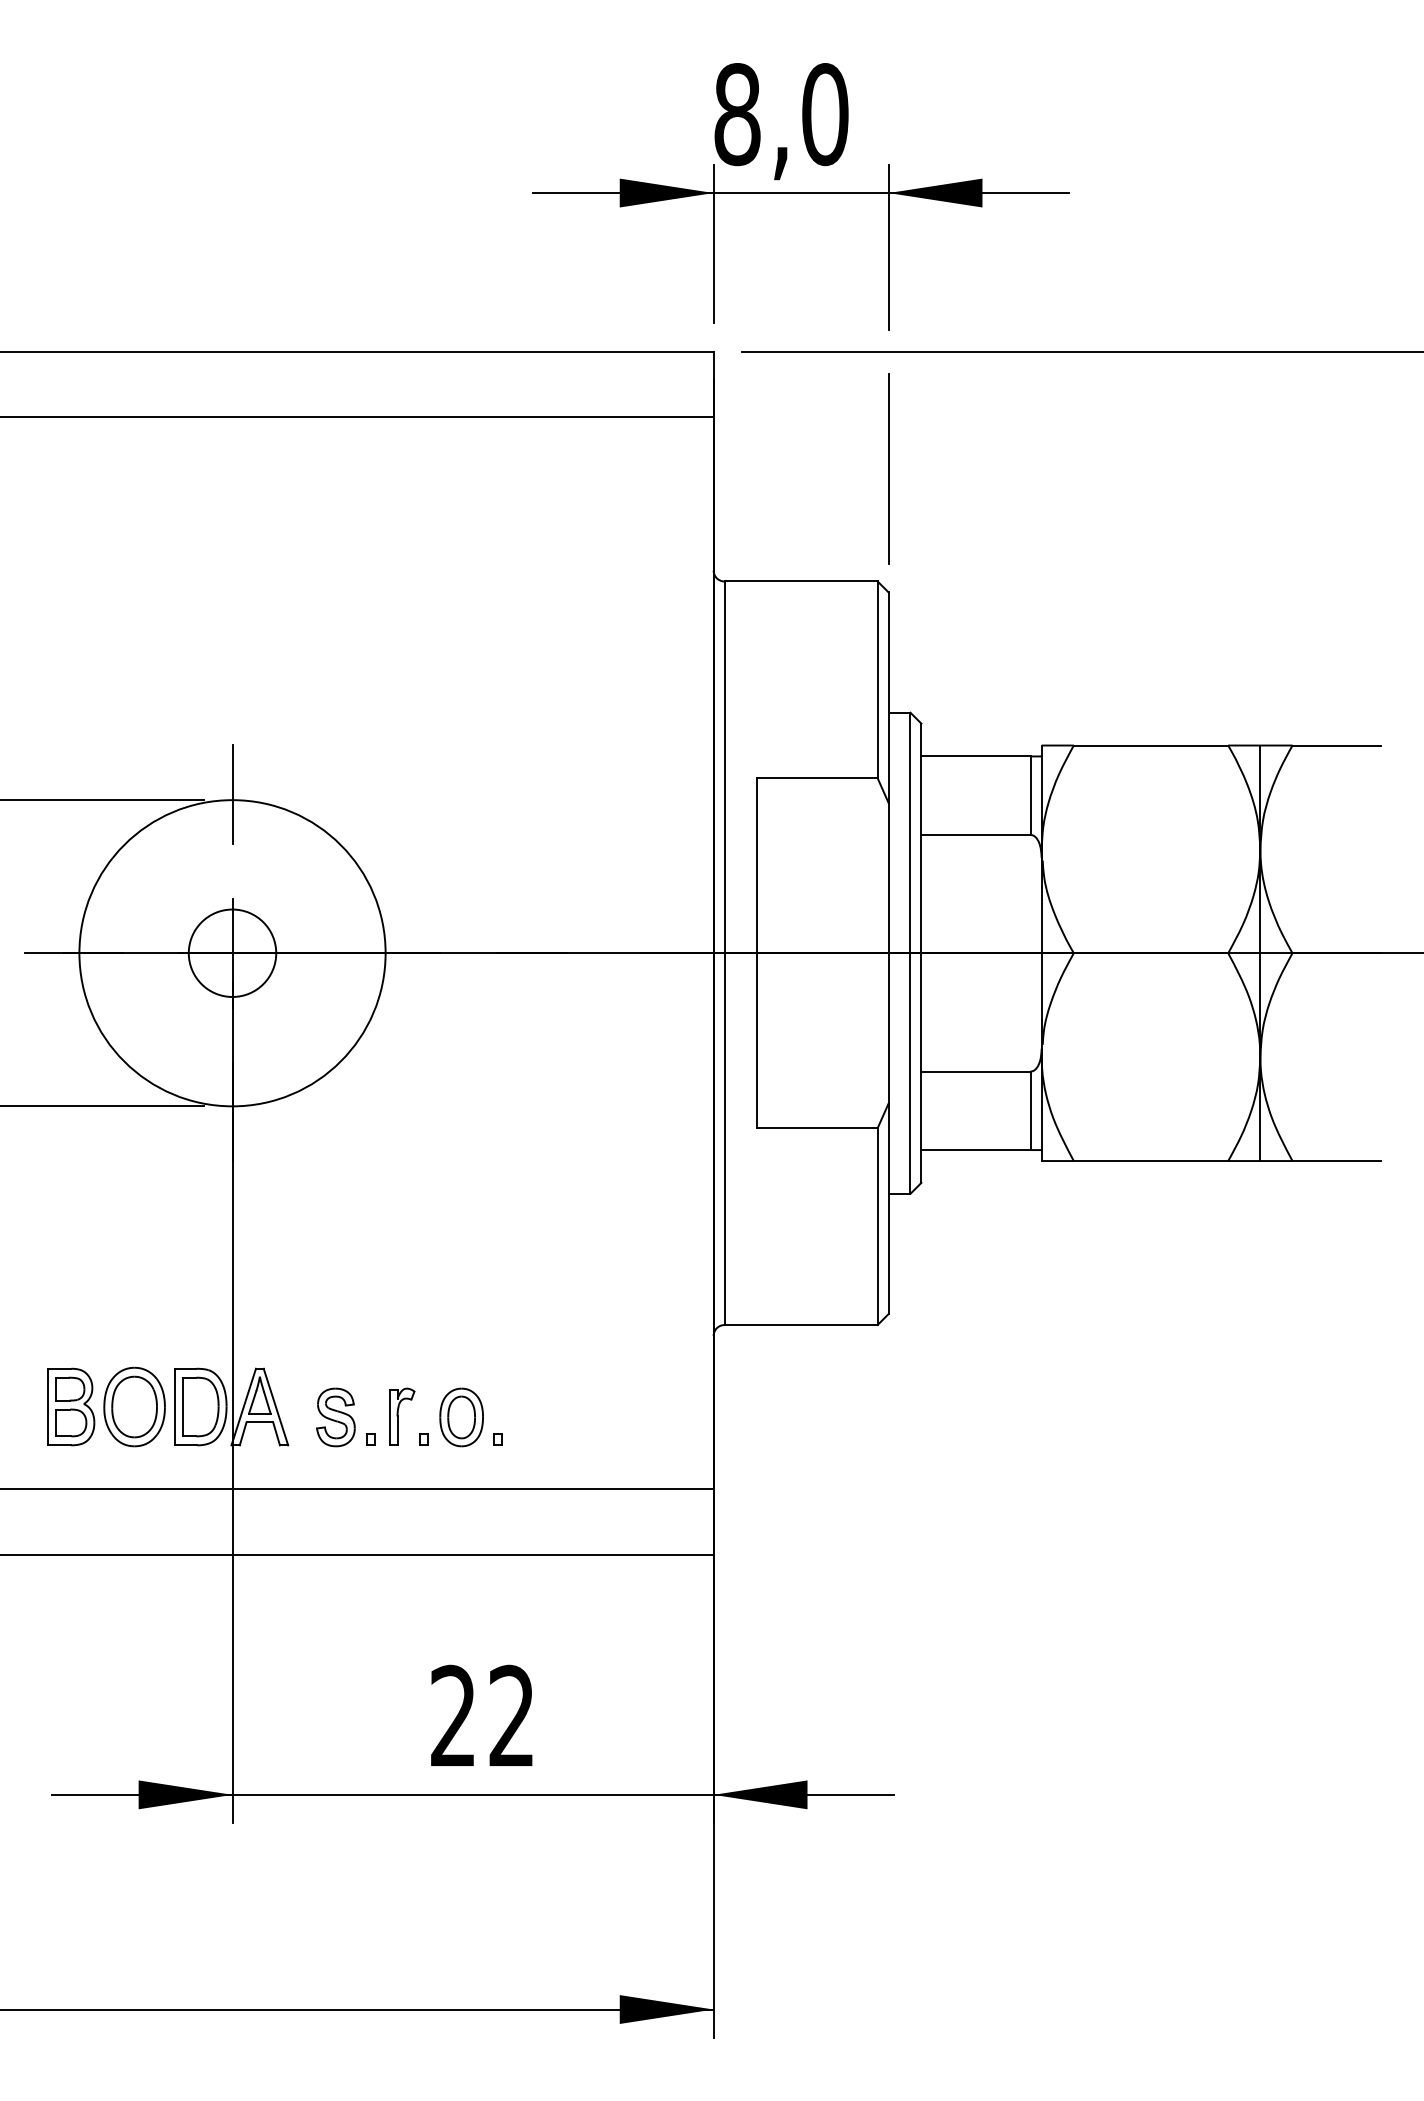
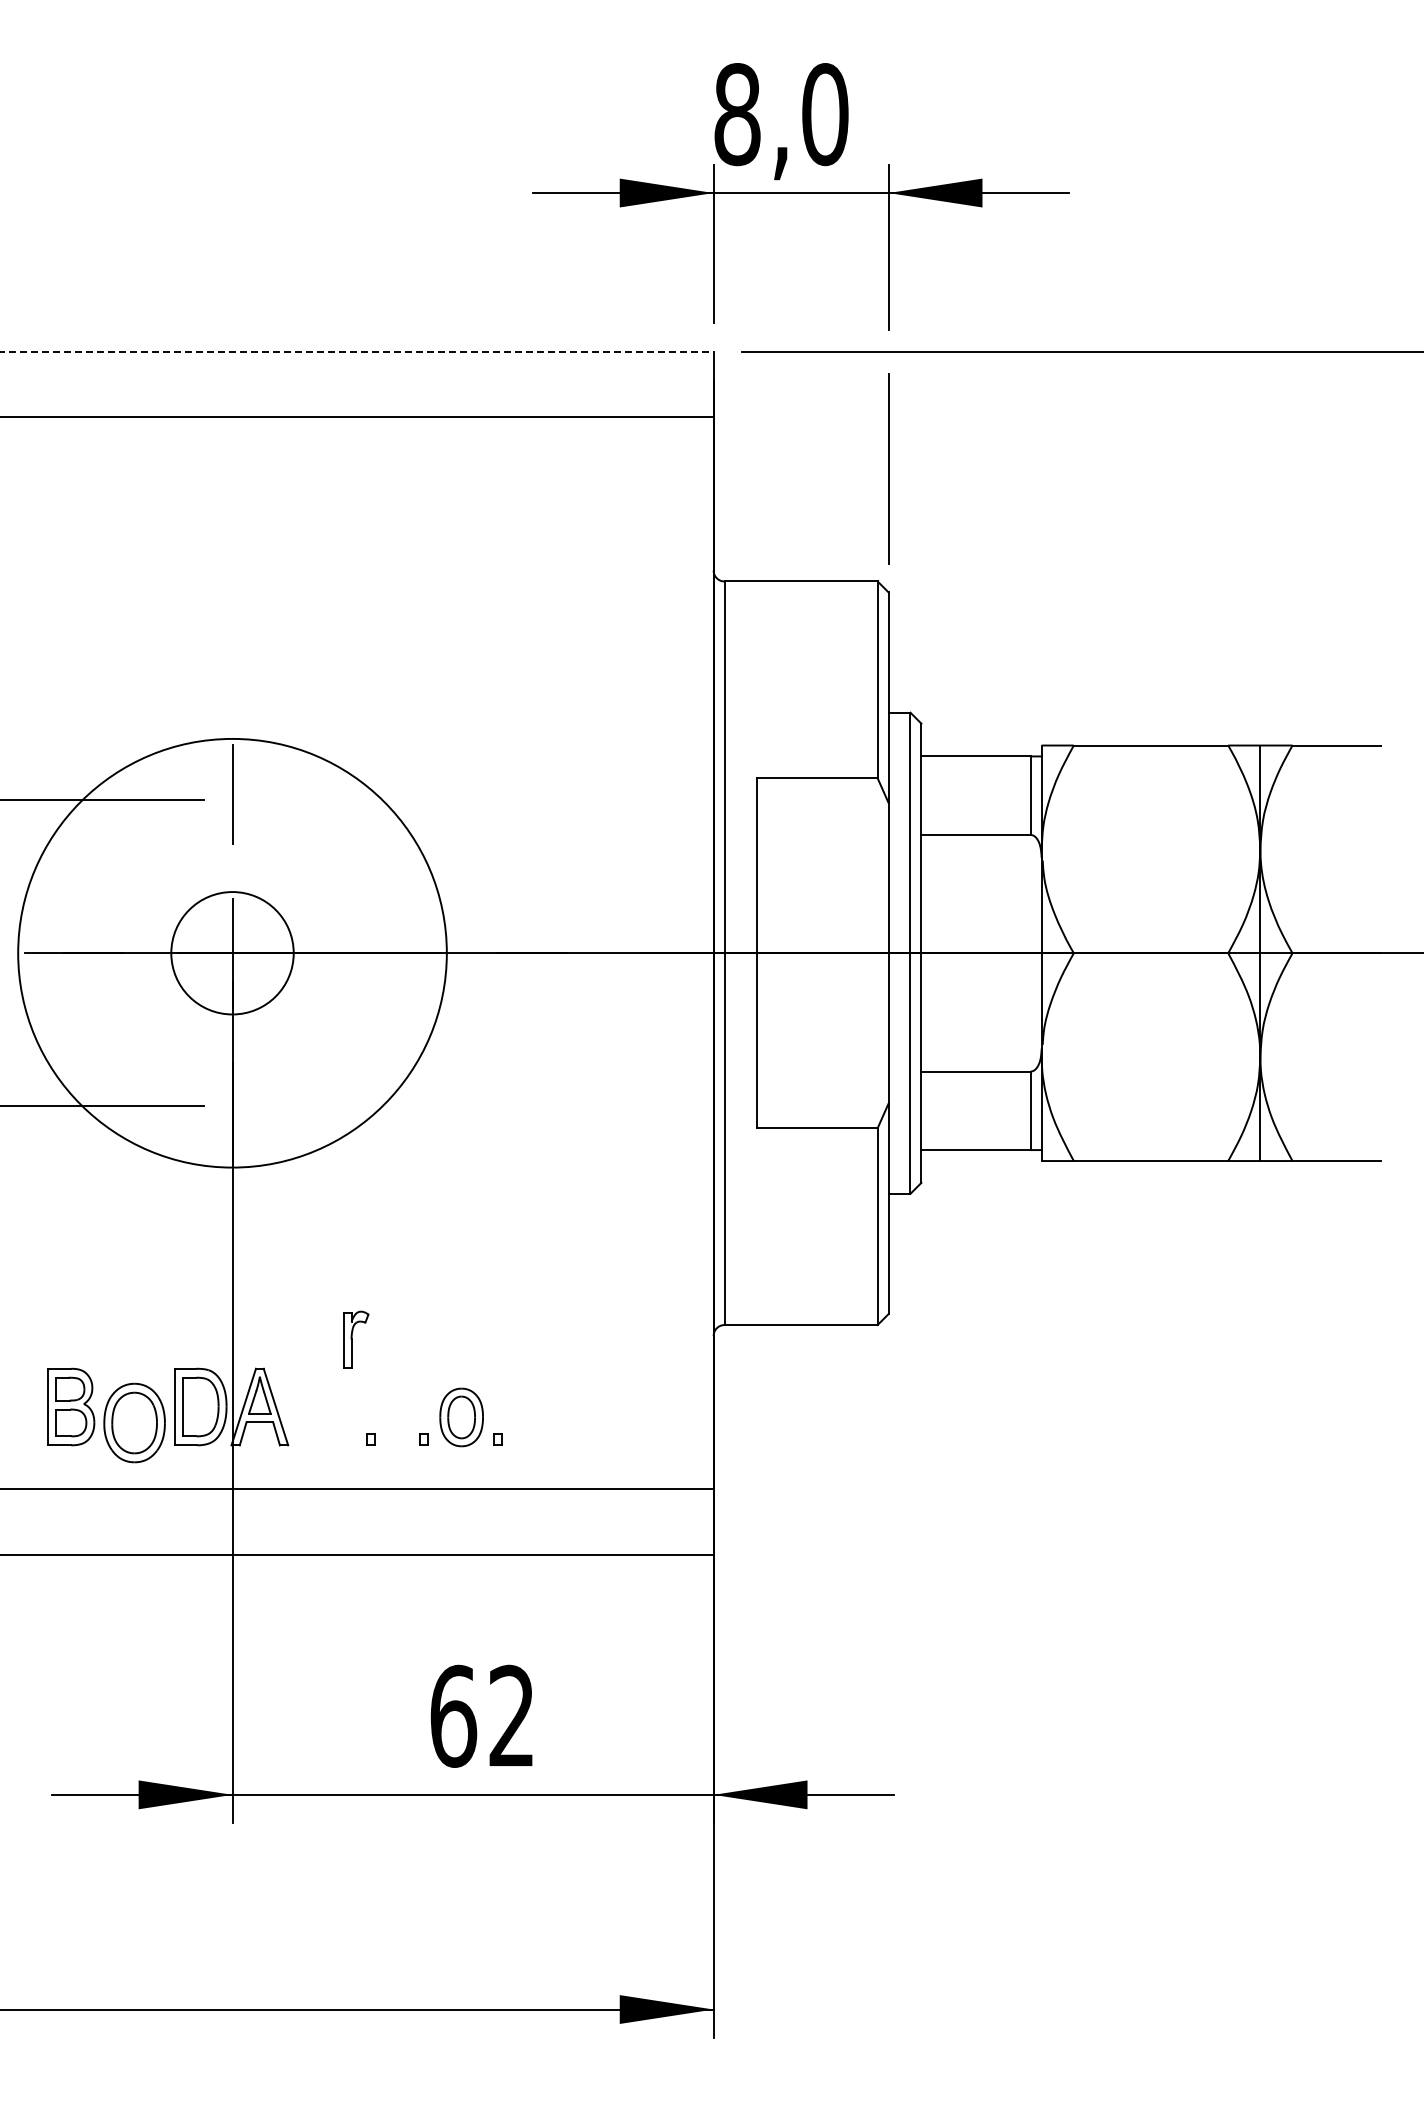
line: solid -> dashed (357, 351)
circle diameter: 87 px -> 122 px (232, 953)
circle diameter: 306 px -> 429 px (232, 952)
part position: (134, 1406) -> (134, 1422) (134, 1422)
part position: (402, 1416) -> (356, 1339) (356, 1339)
part: present -> none (335, 1417)
text: 22 -> 62 (453, 1715)
